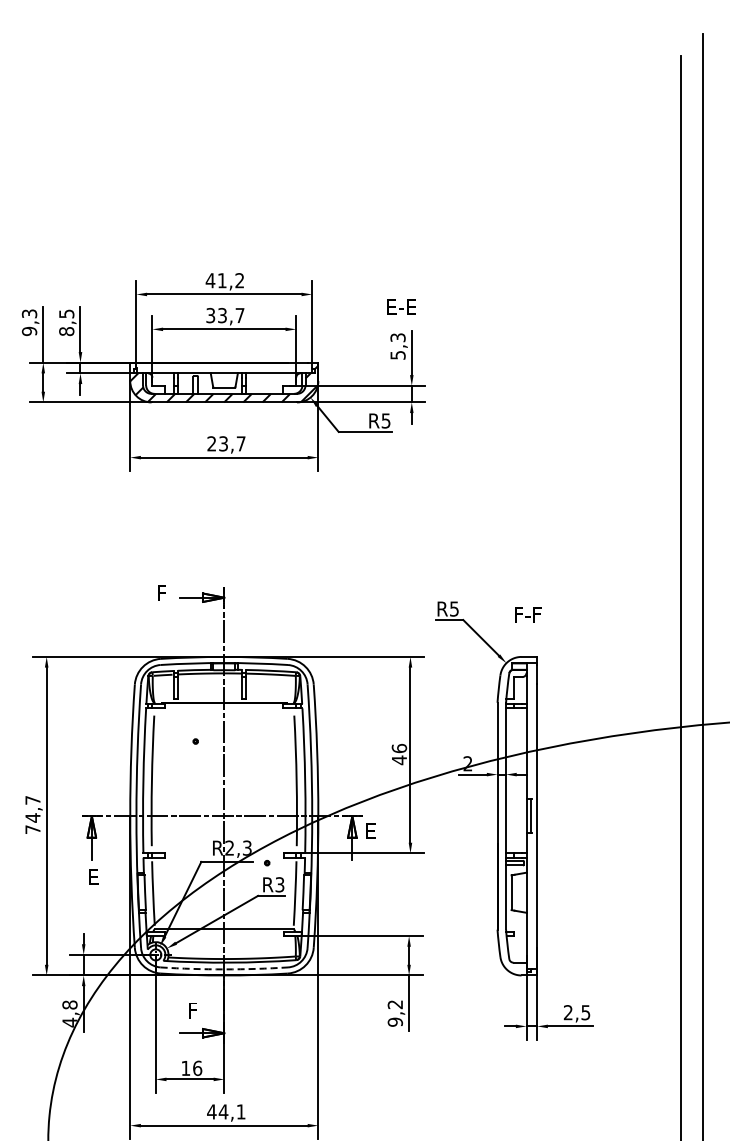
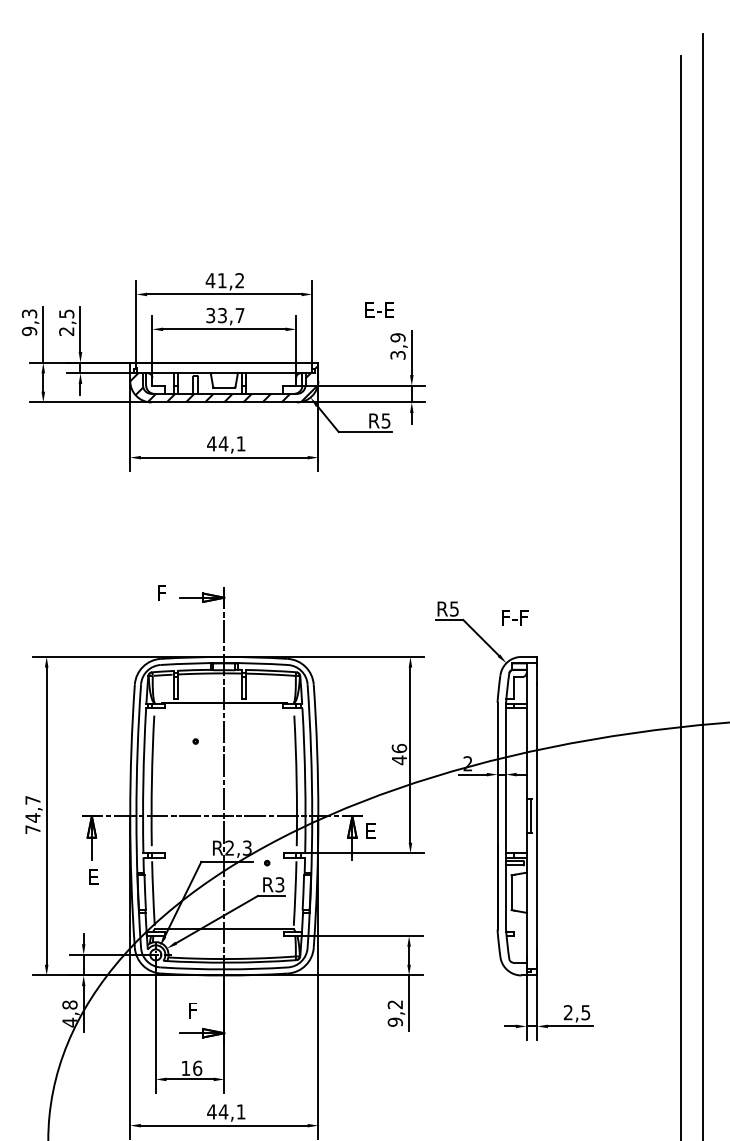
text position: (401, 306) -> (379, 309) (379, 309)
text: 8,5 -> 2,5 (66, 331)
text: 5,3 -> 3,9 (397, 346)
text: 23,7 -> 44,1 (226, 443)
text position: (528, 614) -> (515, 617) (515, 617)
arc: dashed -> solid (224, 969)
